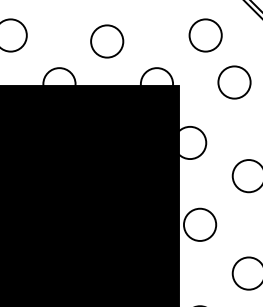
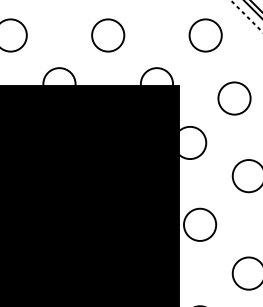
line: none -> present (245, 15)
circle position: (107, 41) -> (108, 35) (108, 35)
circle position: (234, 82) -> (234, 98) (234, 98)
